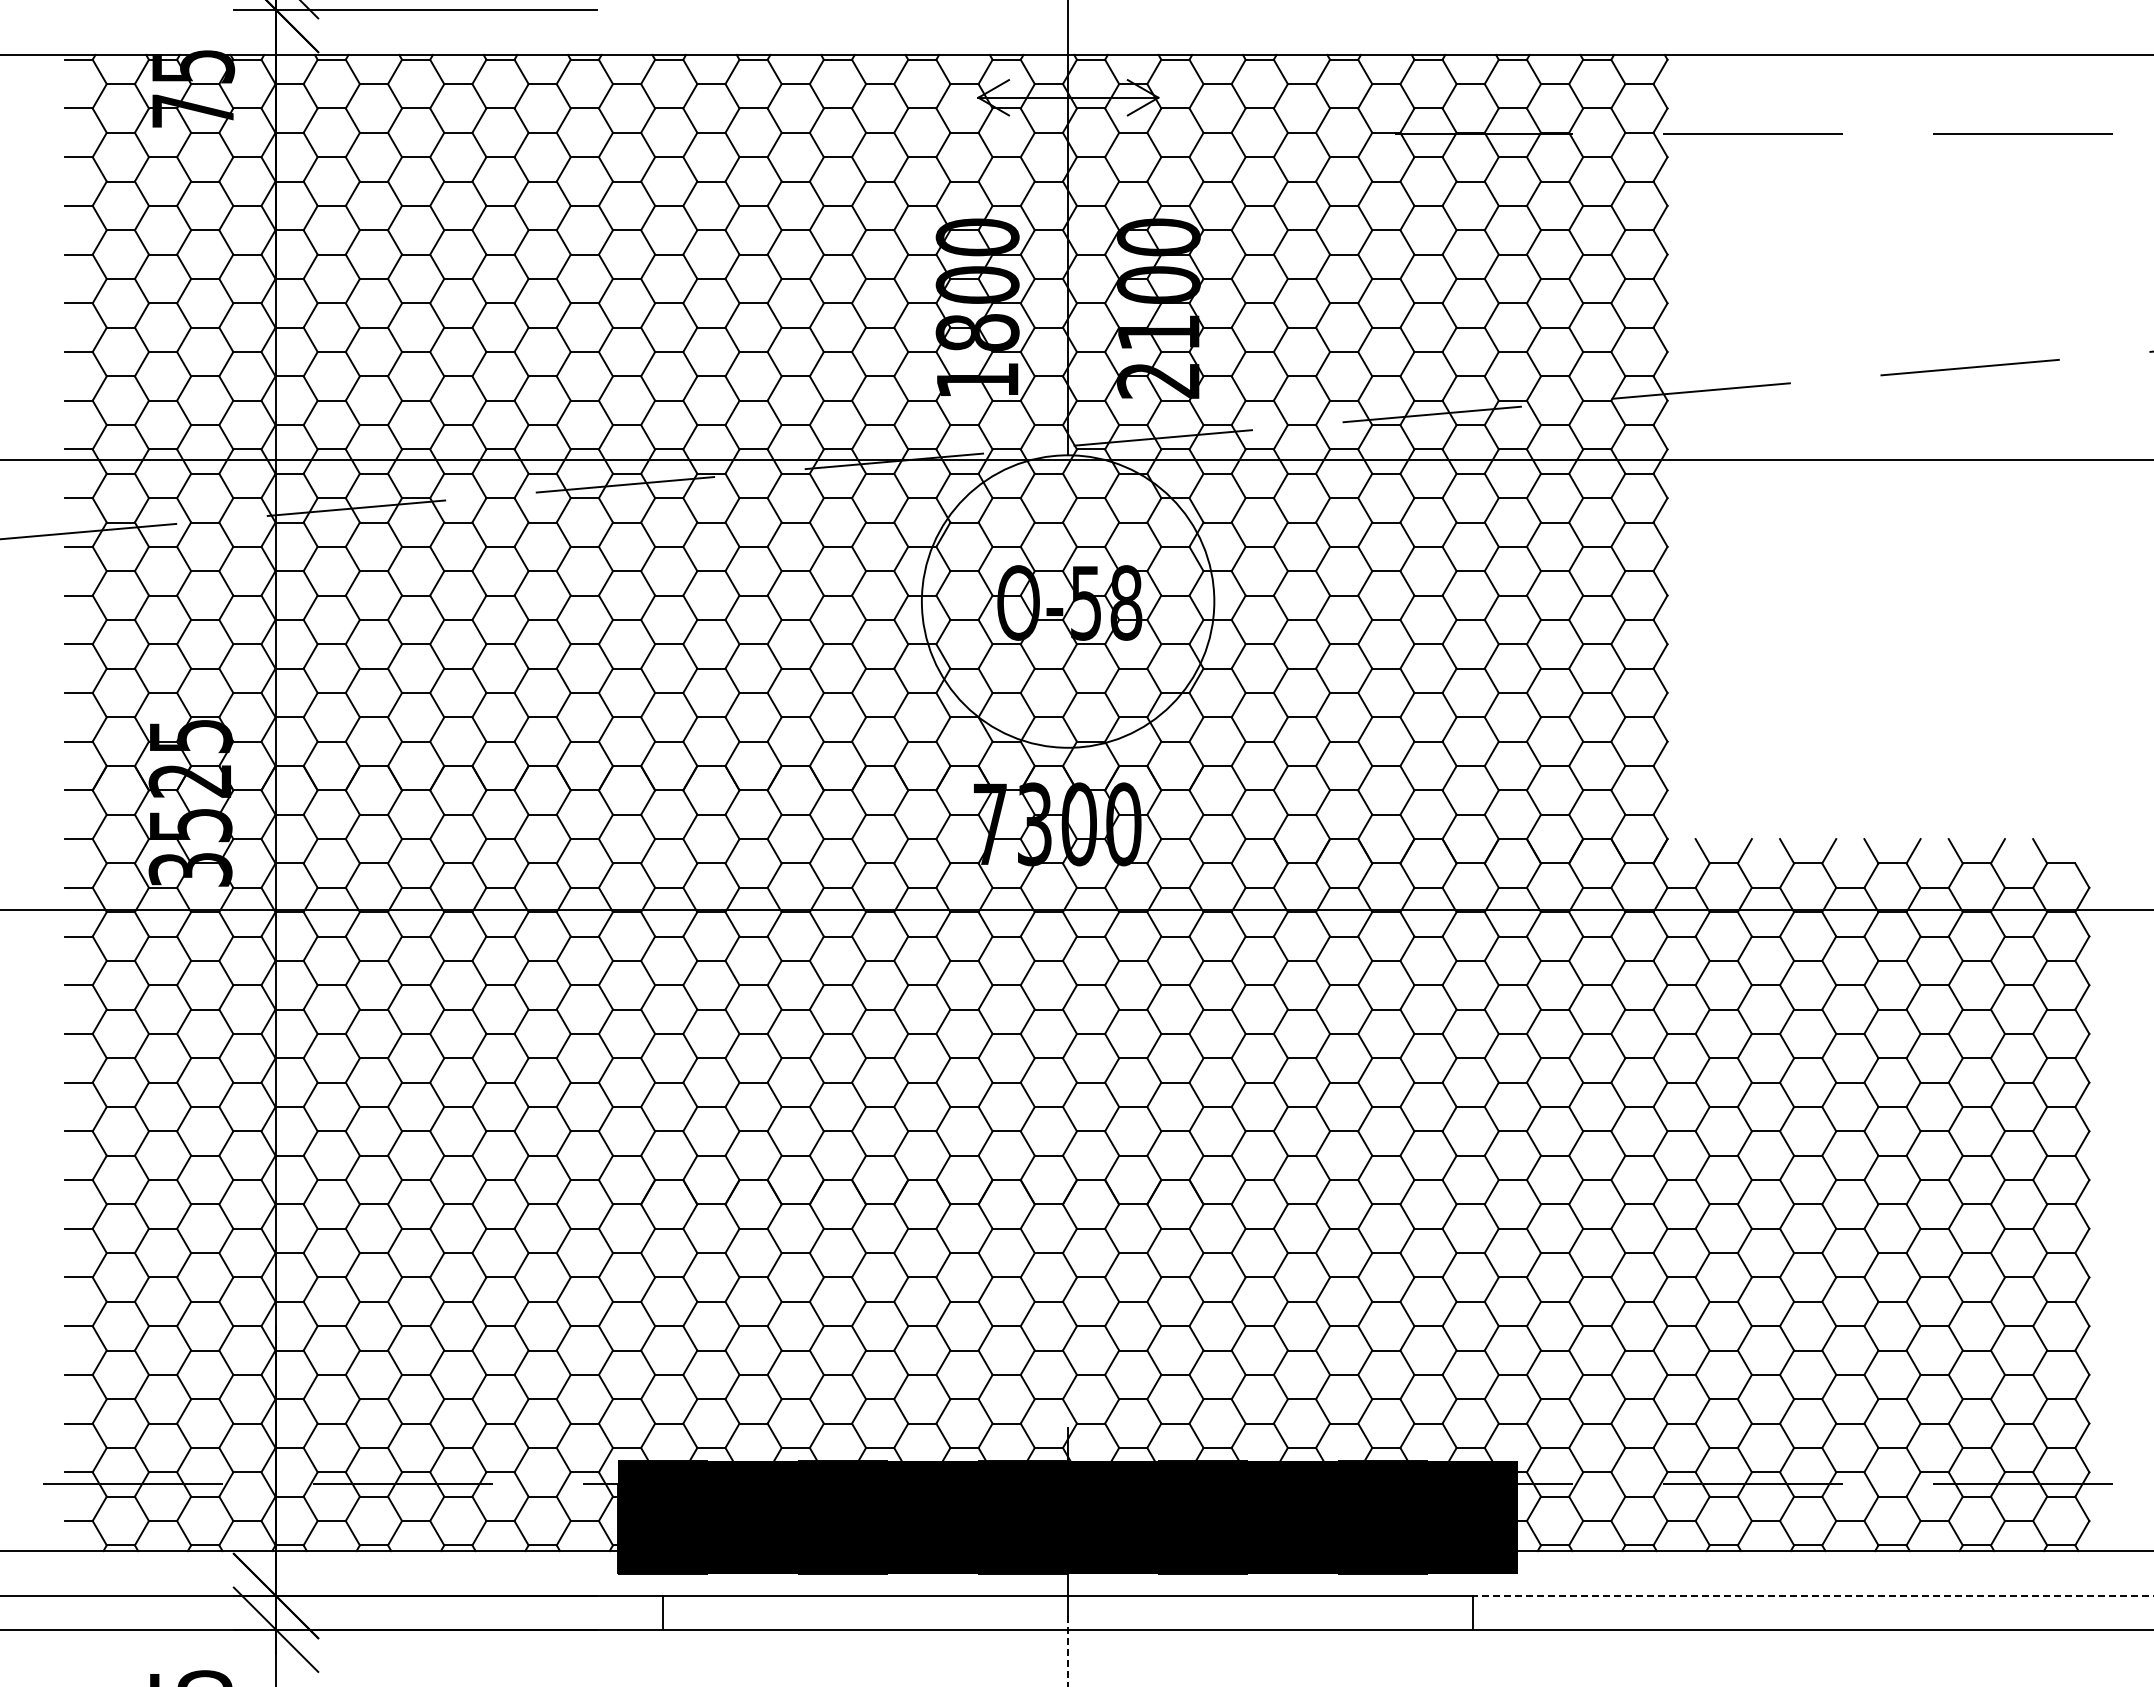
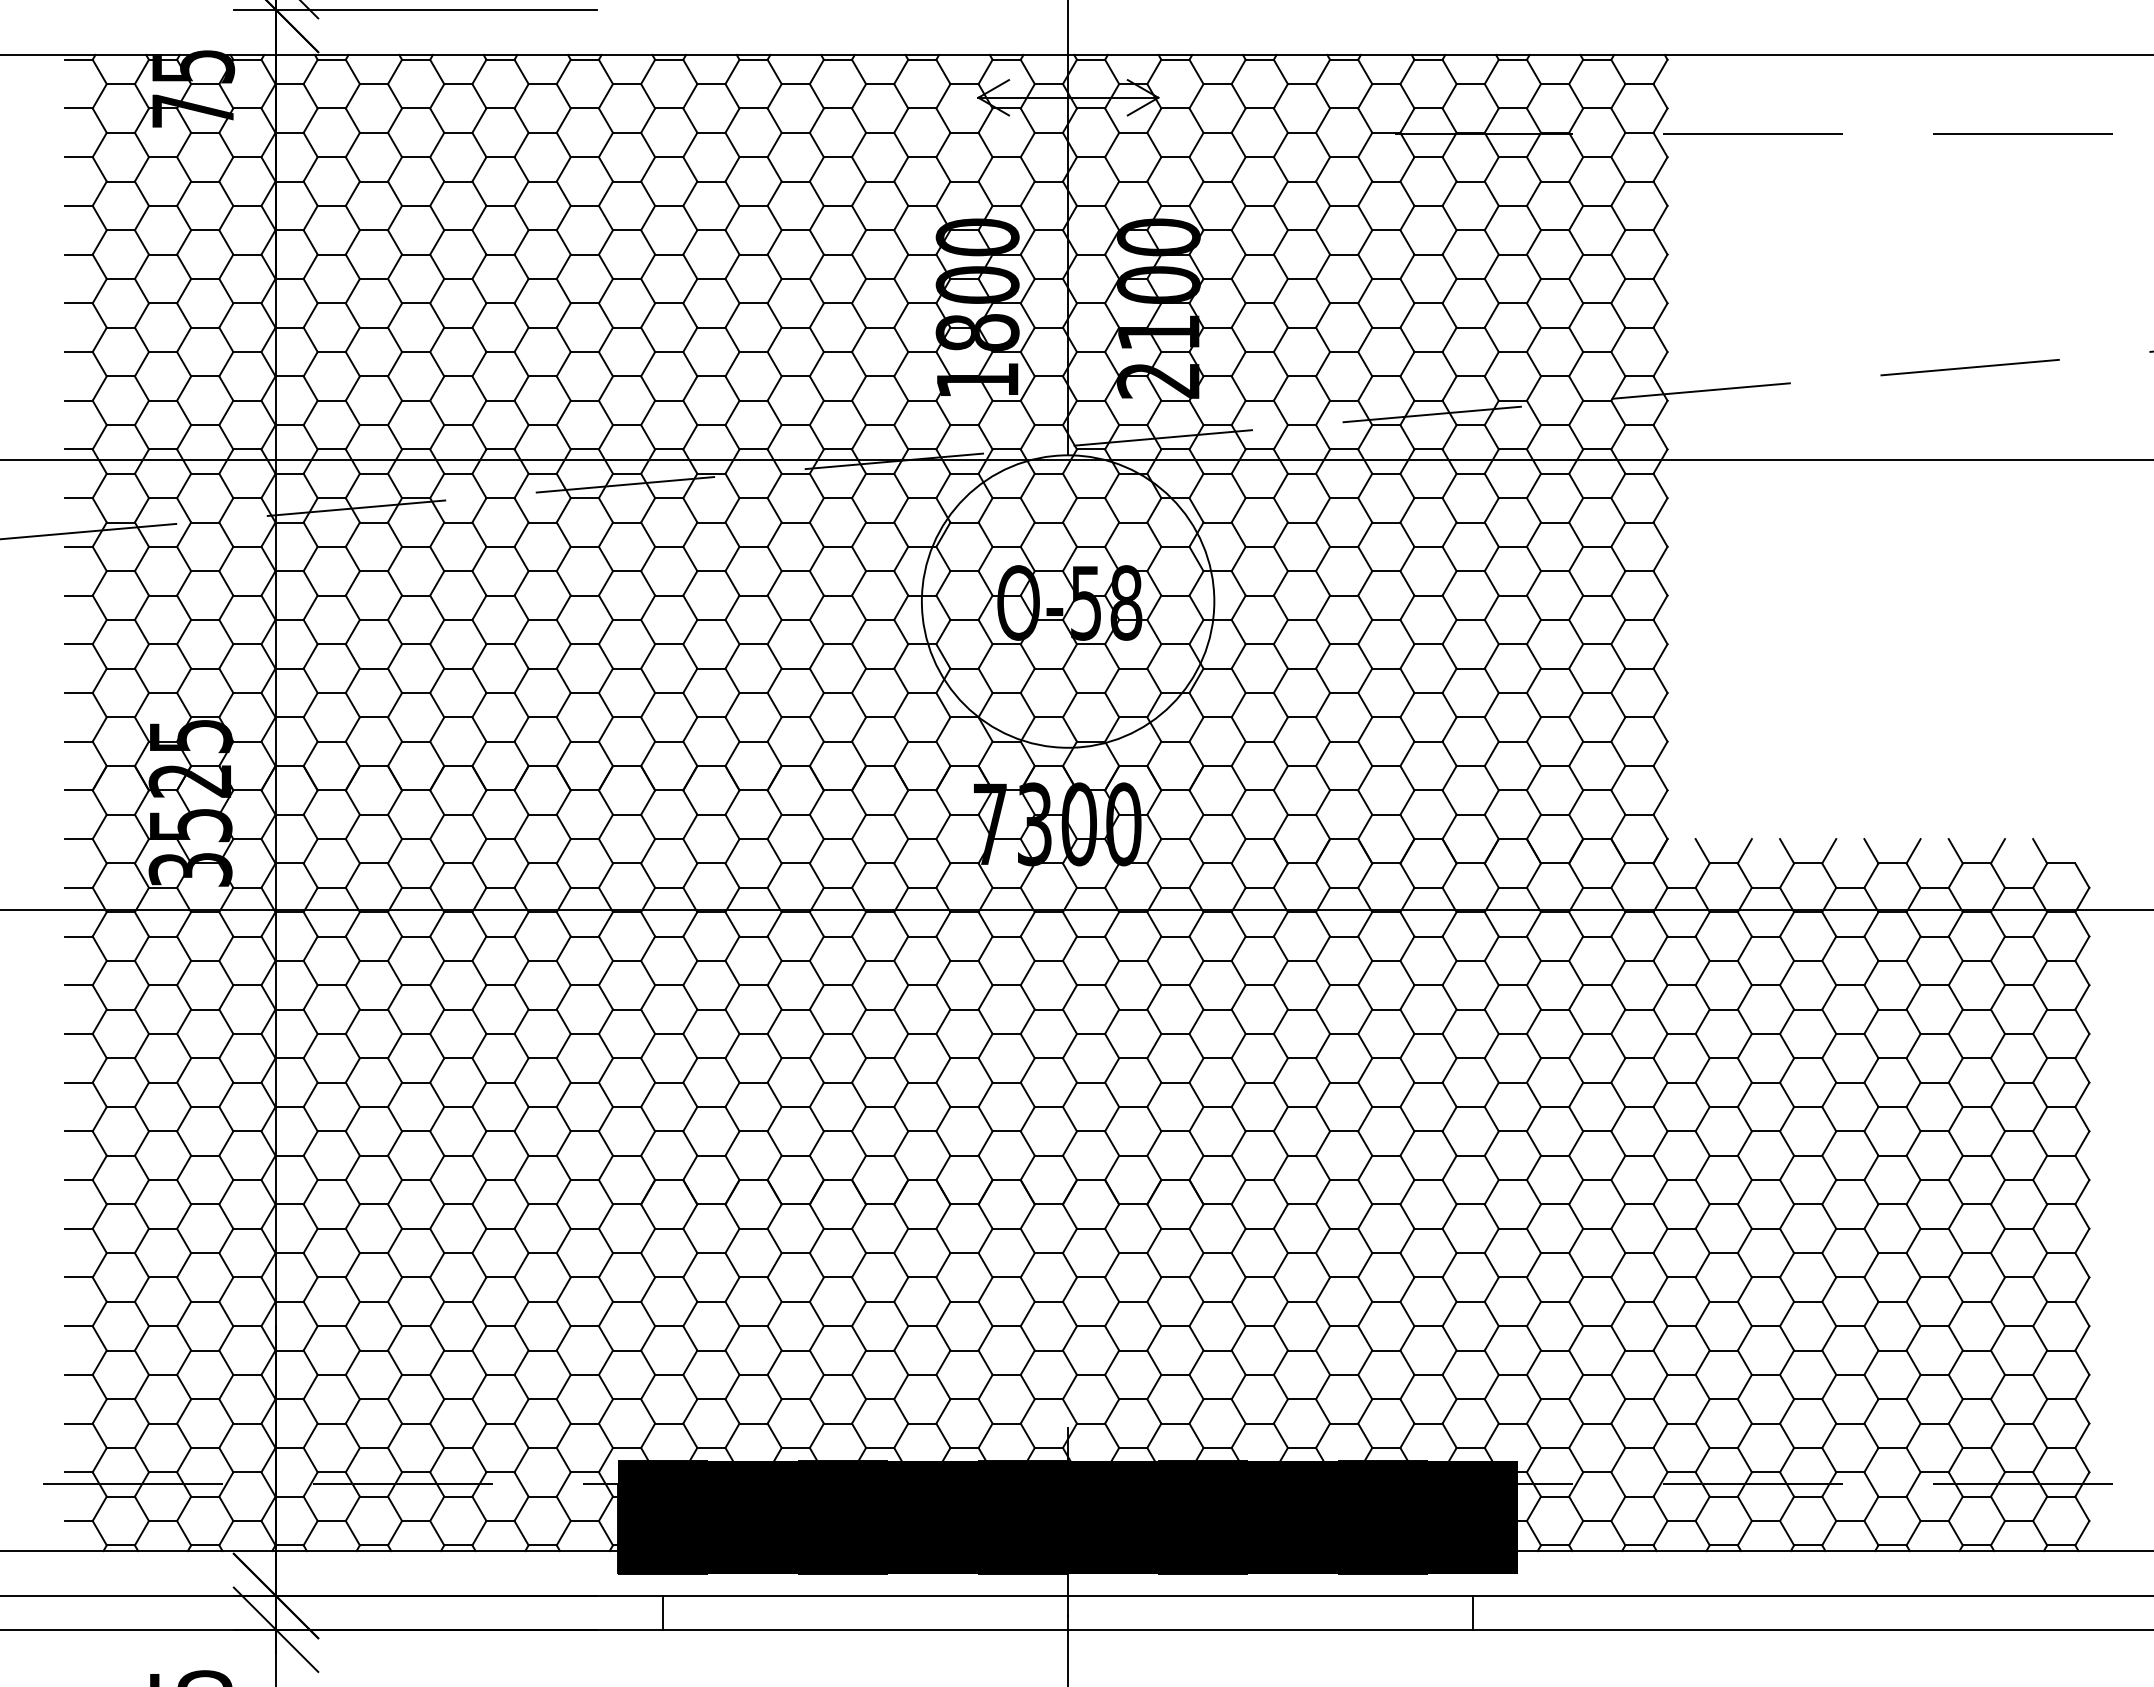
line: dashed -> solid (1813, 1596)
line: dashed -> solid (1068, 1651)
